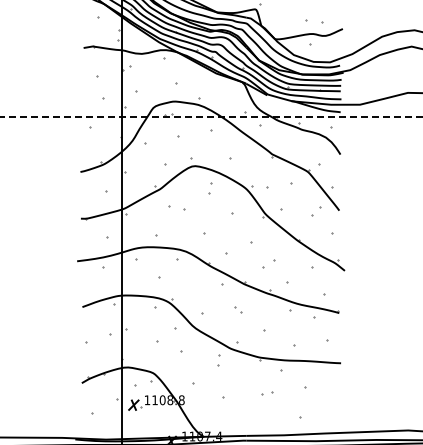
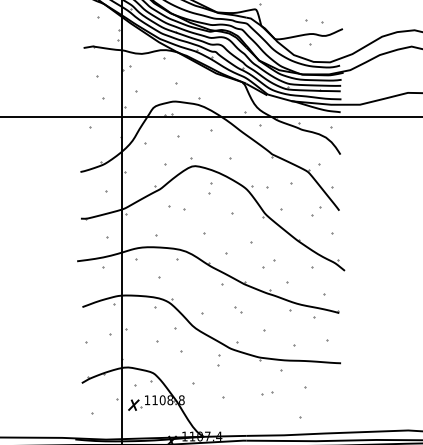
line: dashed -> solid (211, 116)
